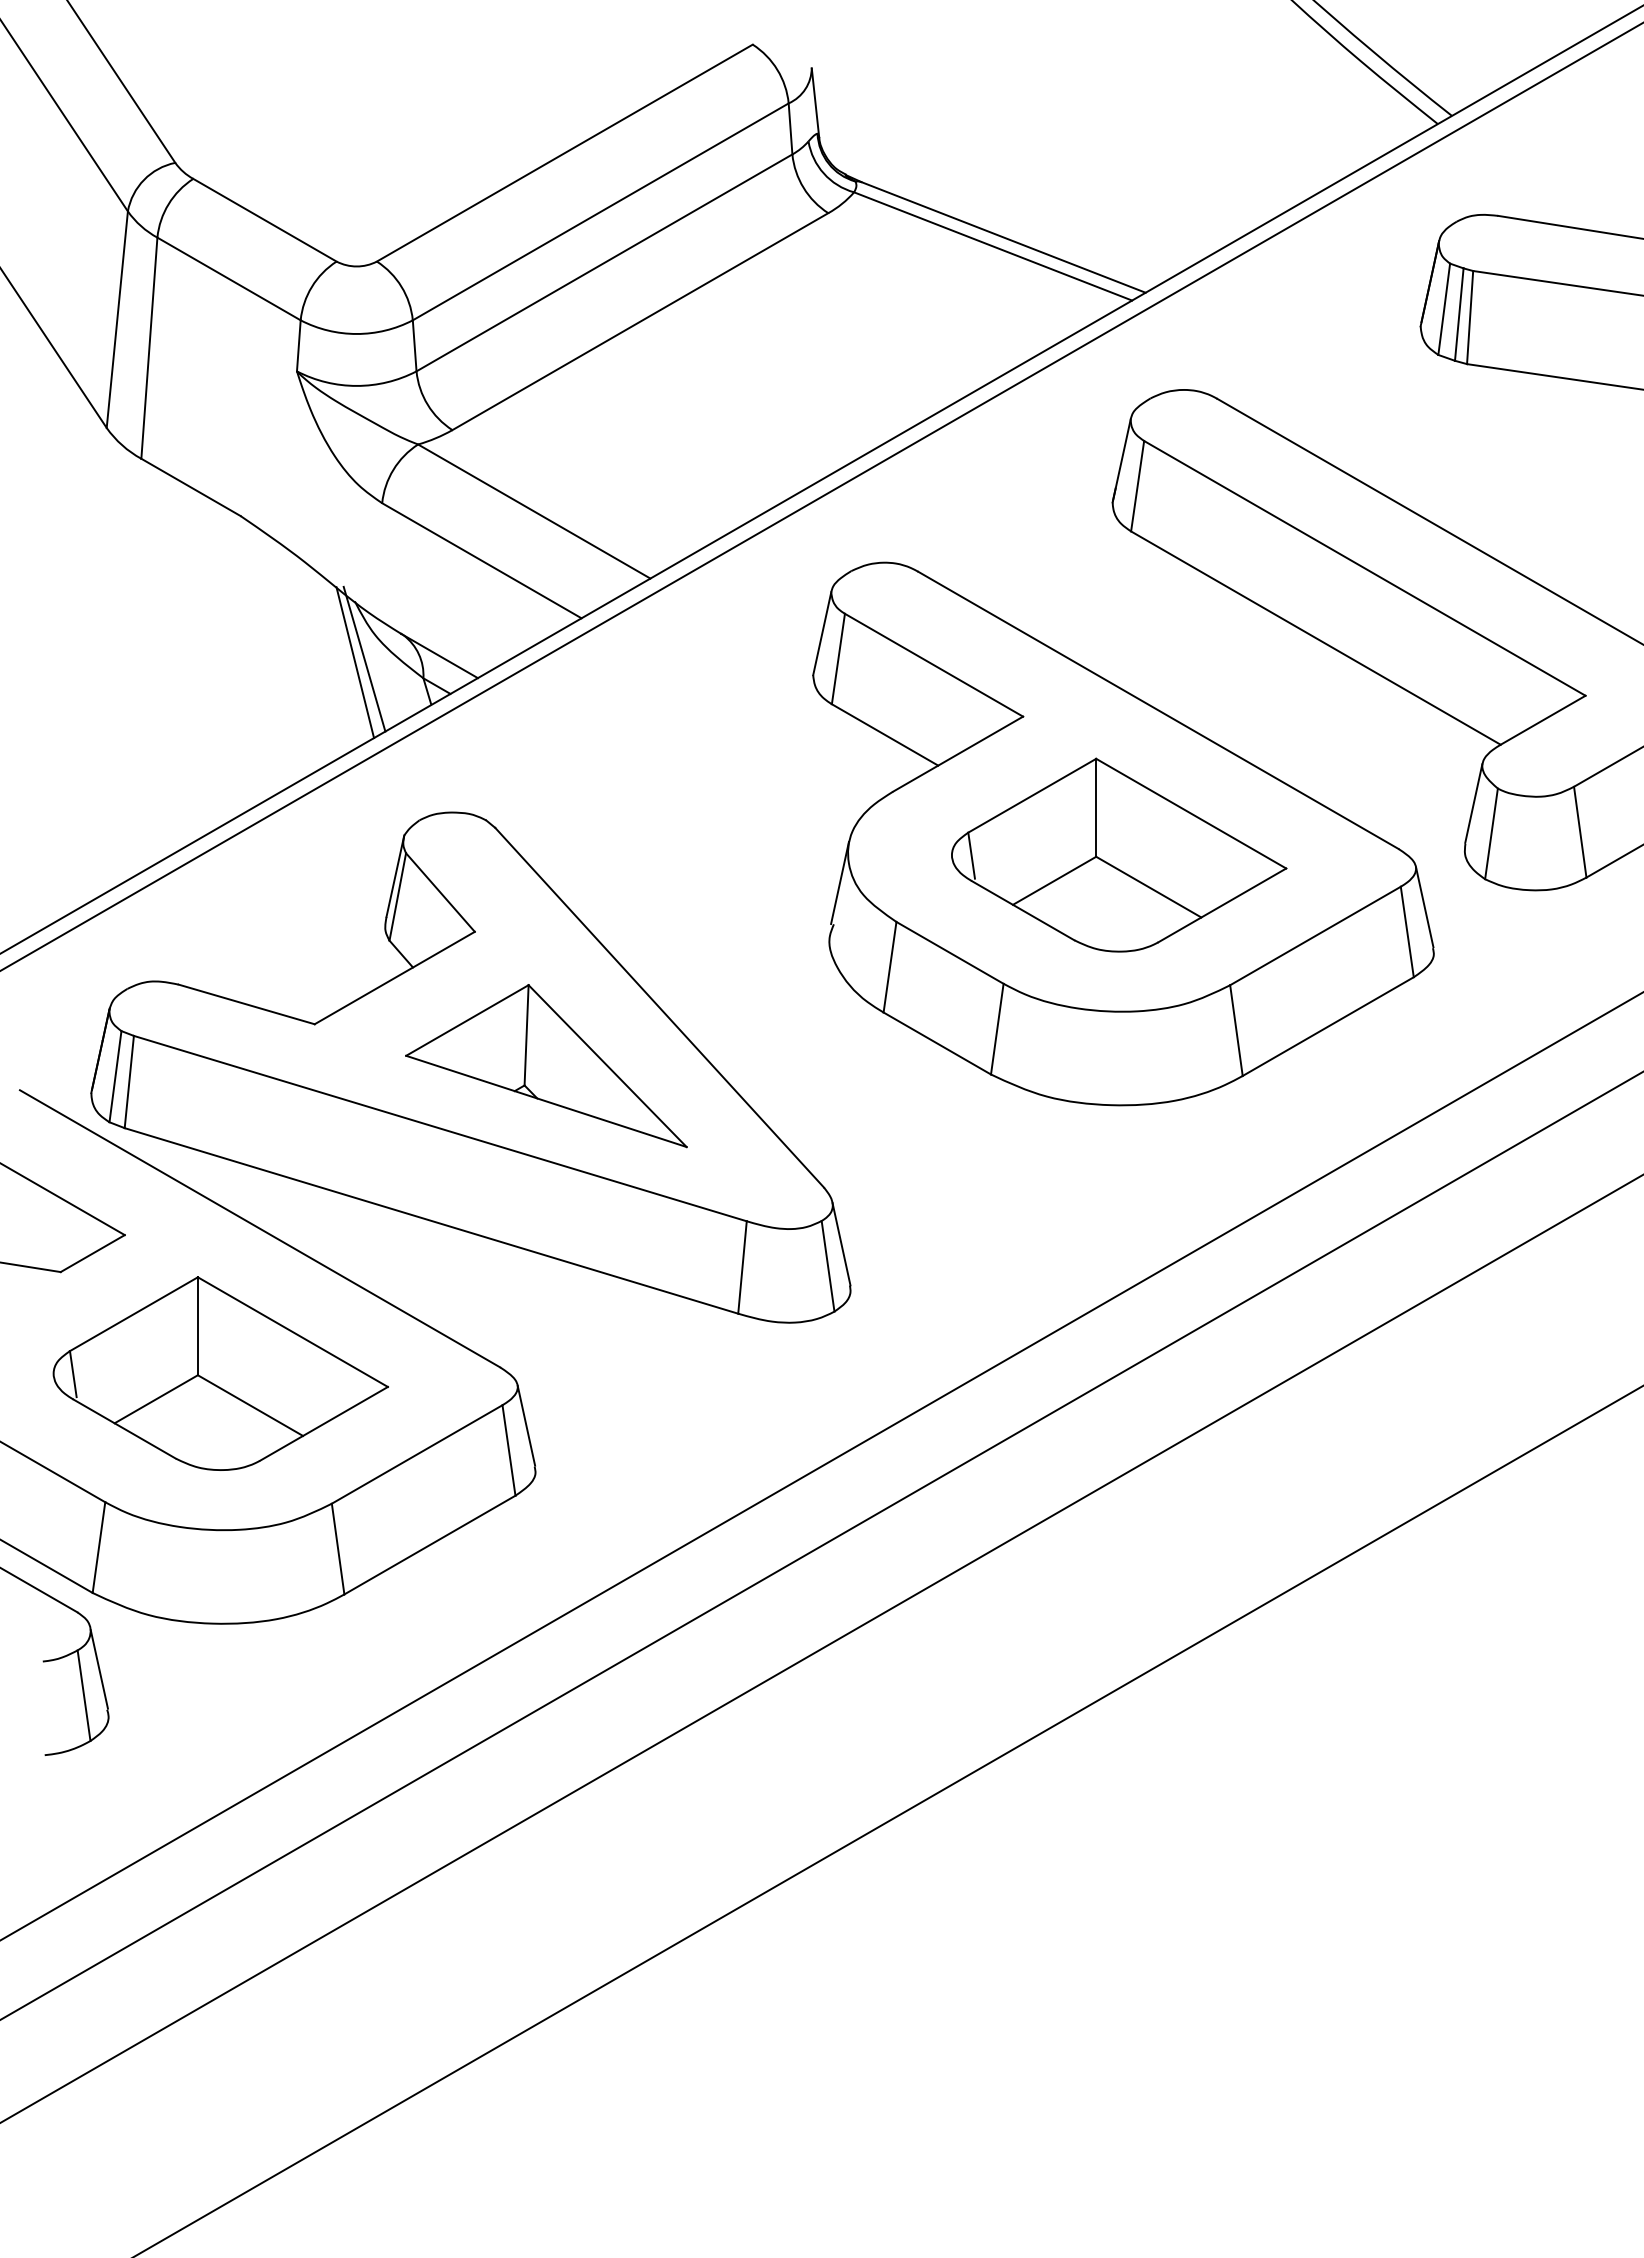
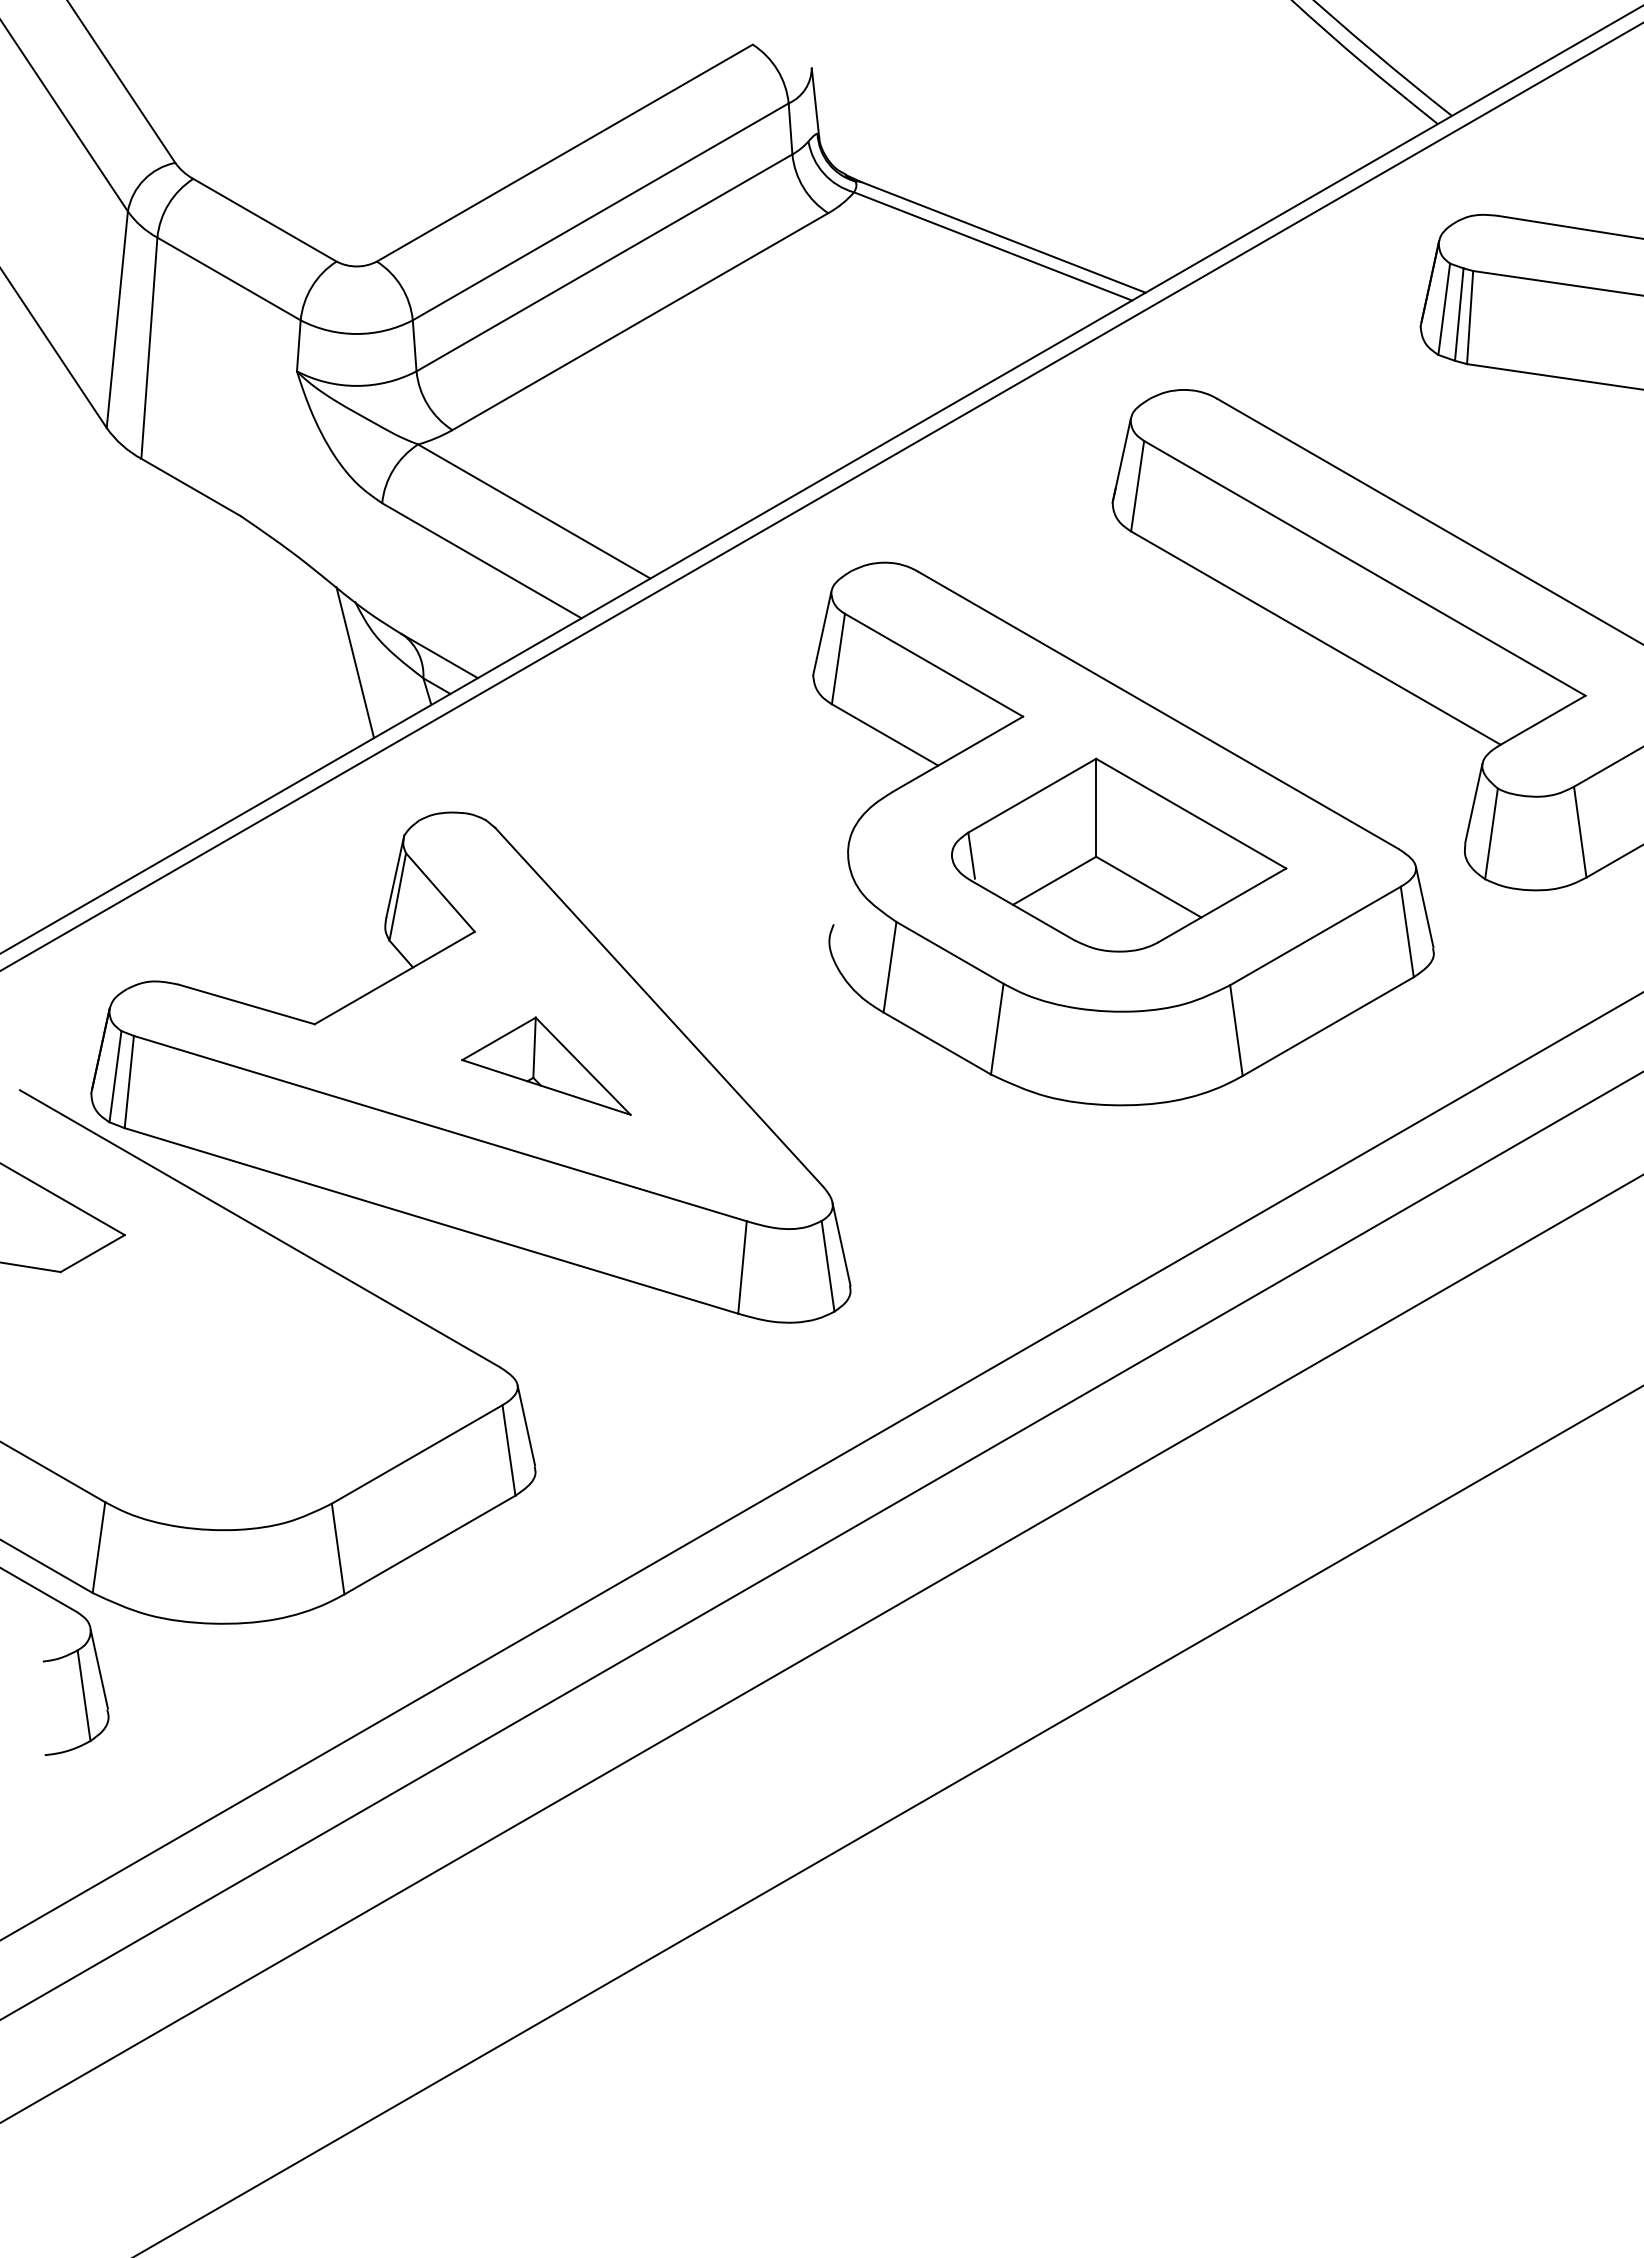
line: present -> none (364, 658)
line: present -> none (839, 882)
part size: 283x165 px -> 171x100 px (546, 1065)
part: present -> none (220, 1373)
